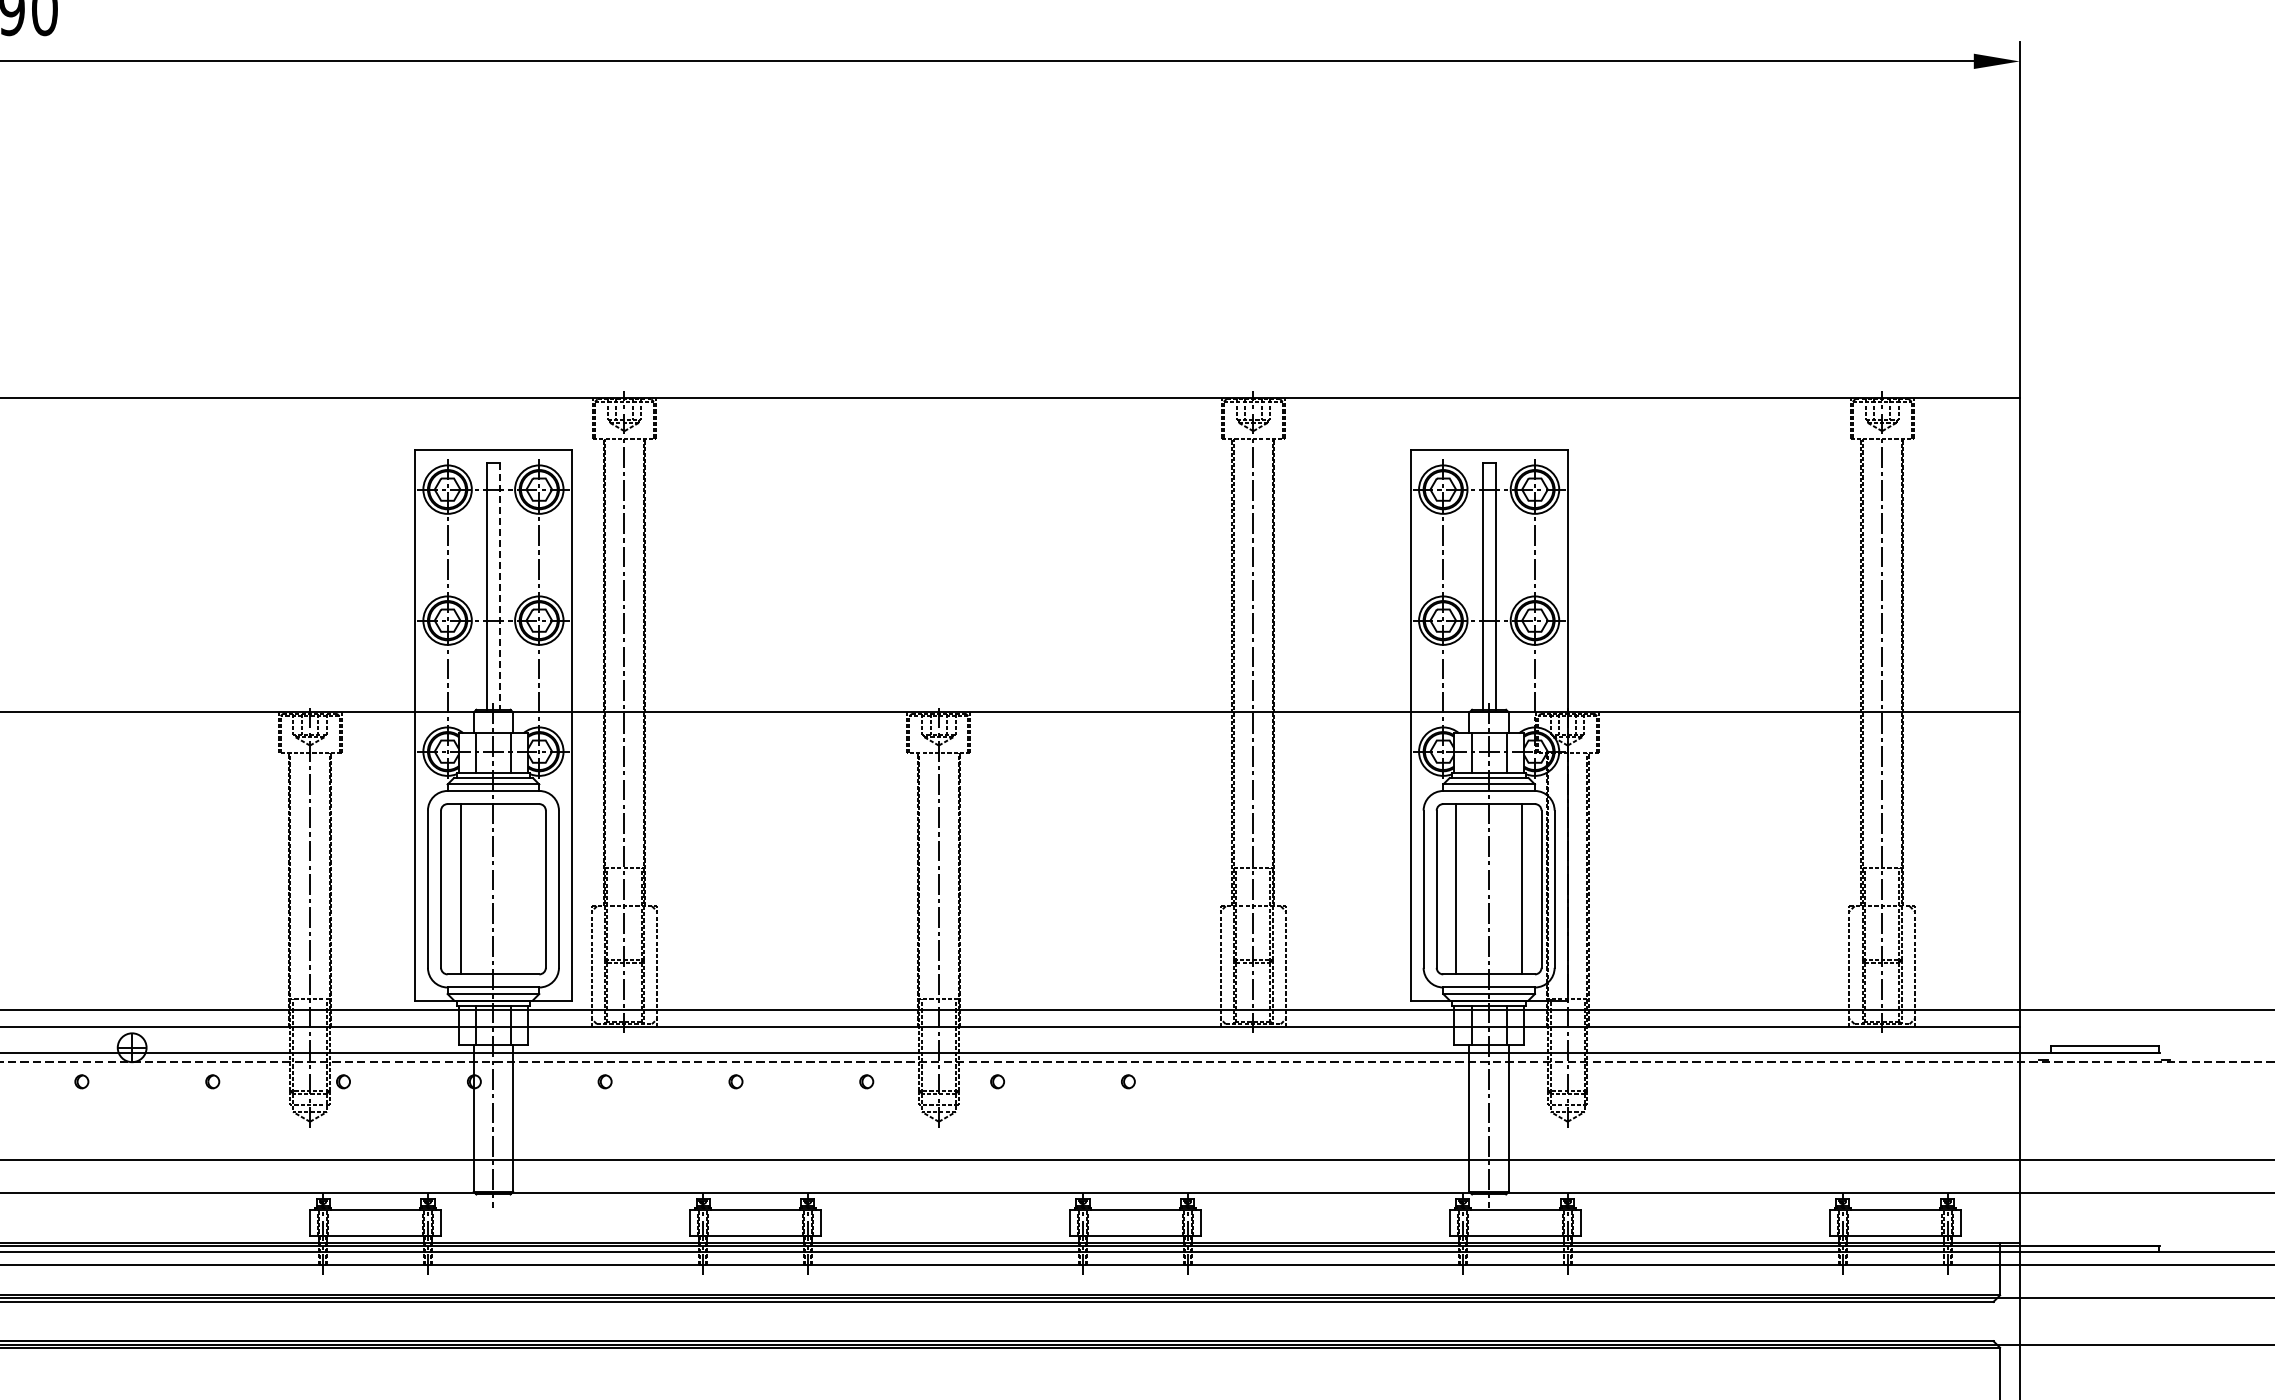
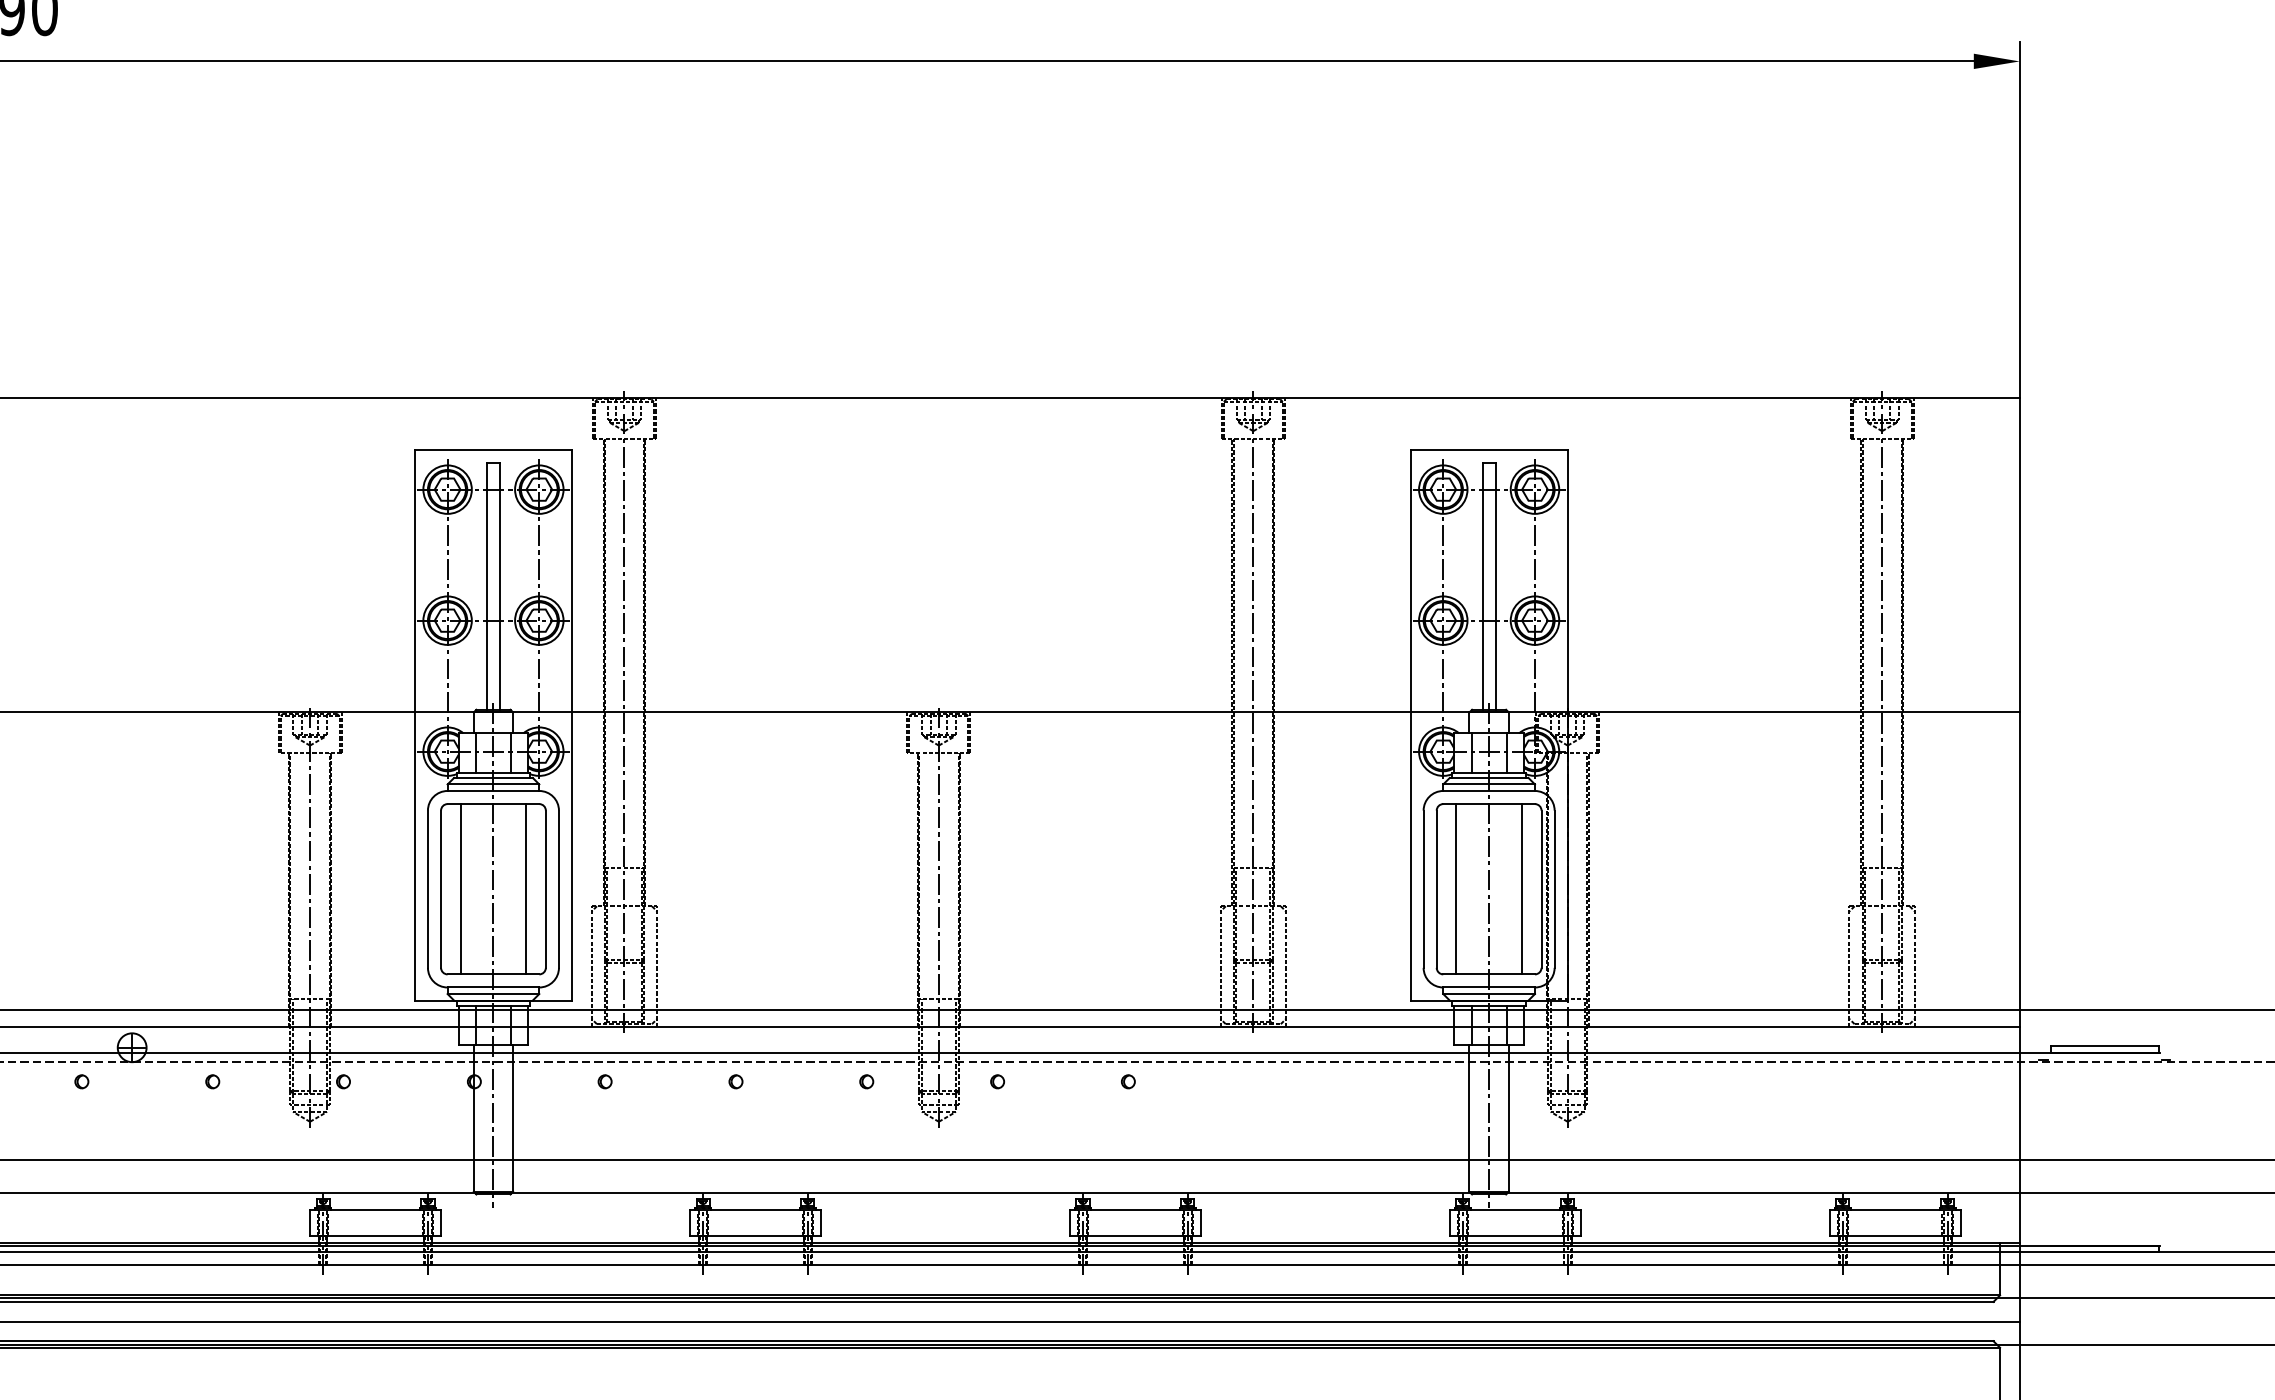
line: dashed -> solid (500, 587)
line: none -> present (526, 889)
line: none -> present (1010, 1321)
